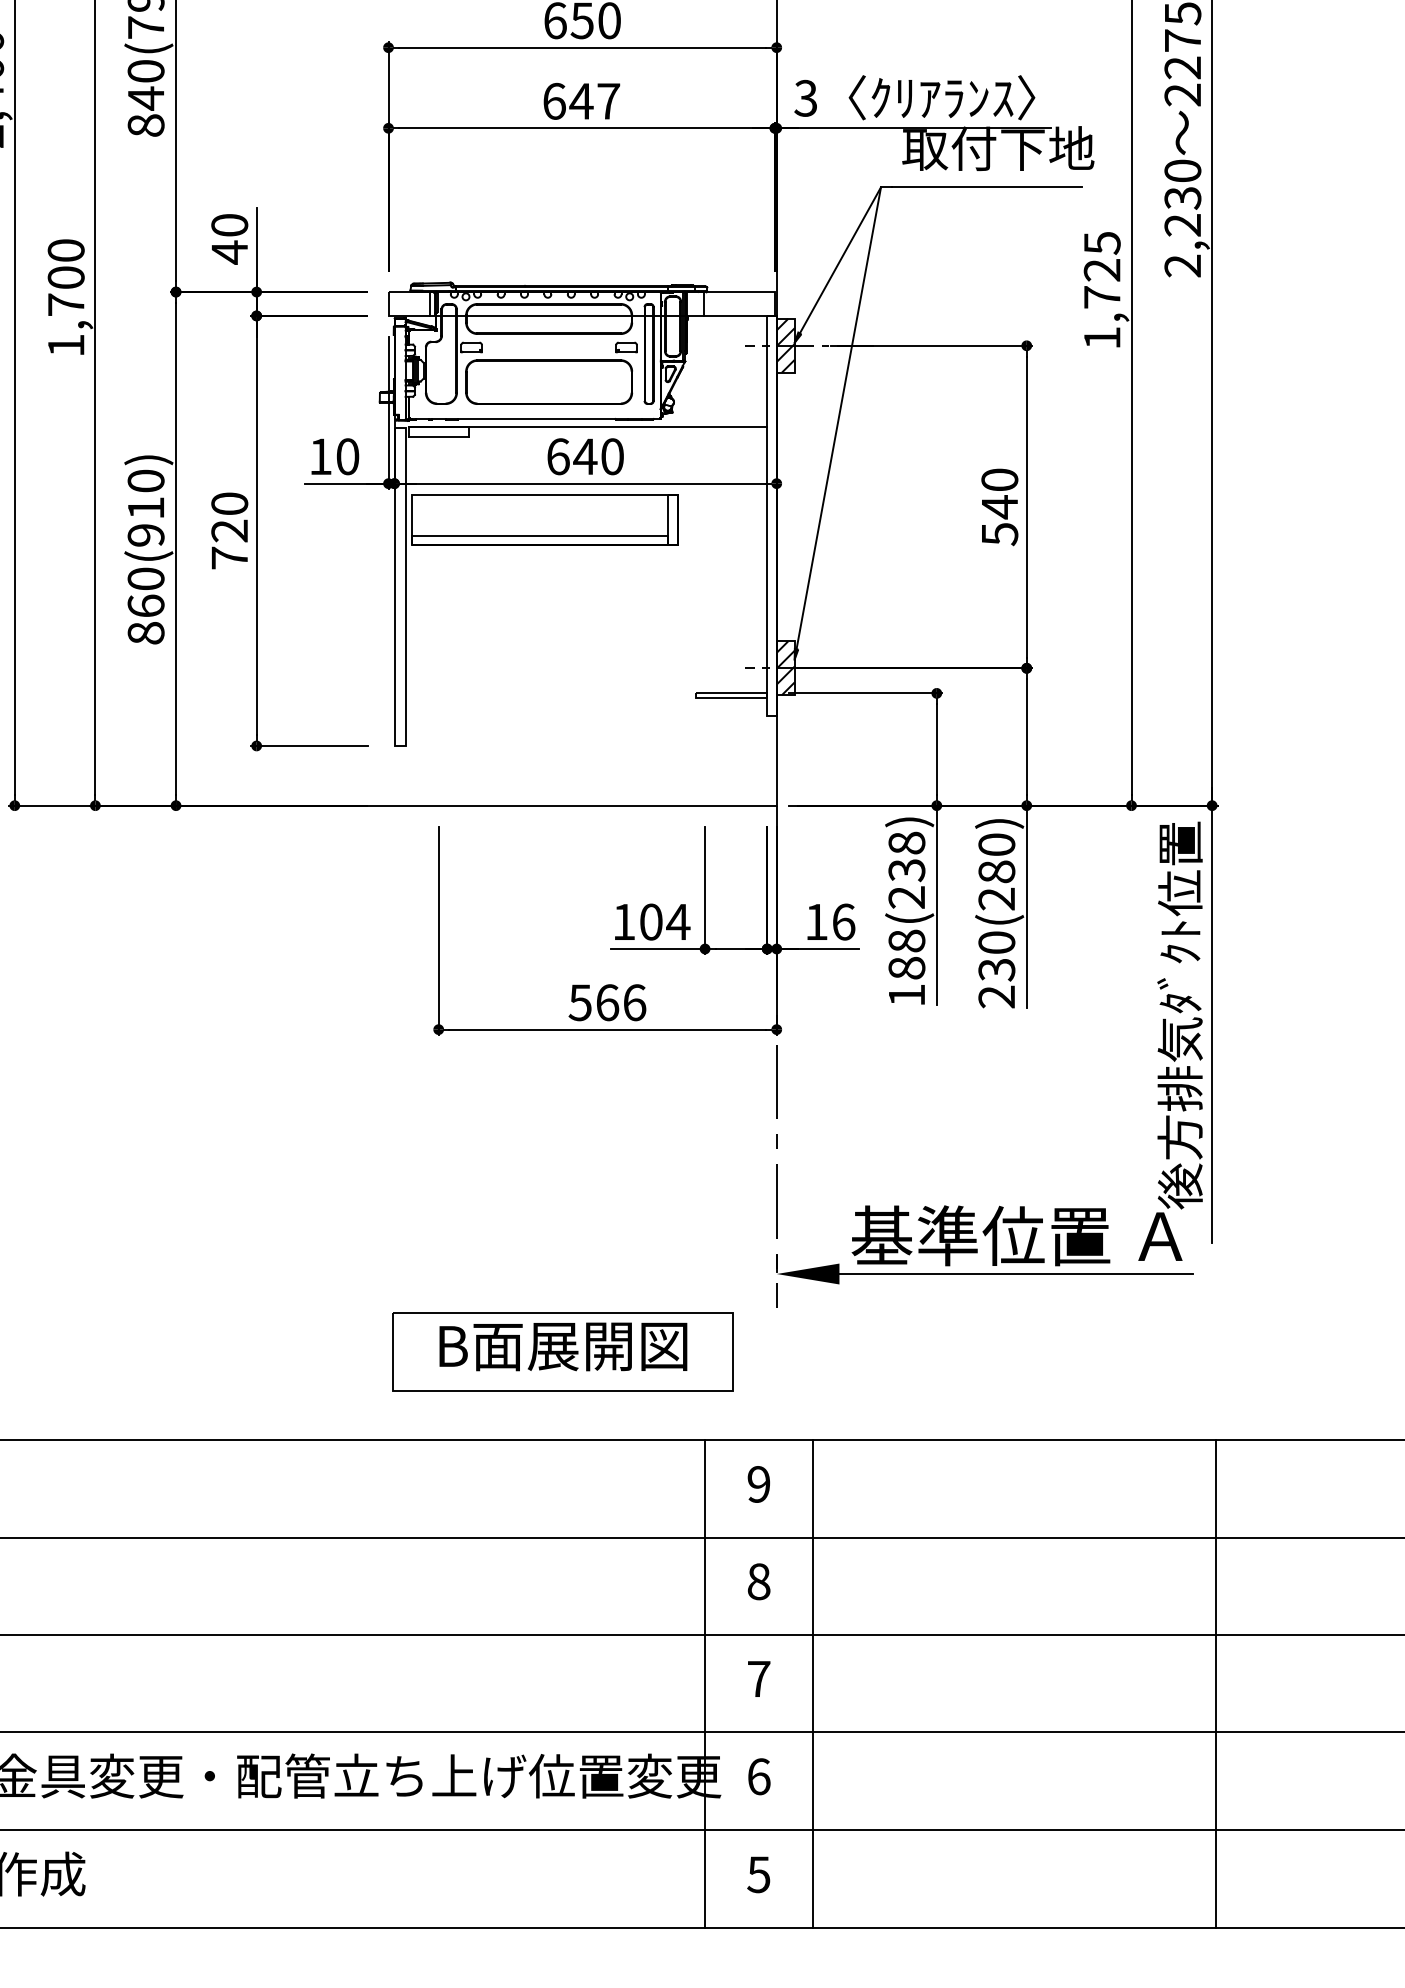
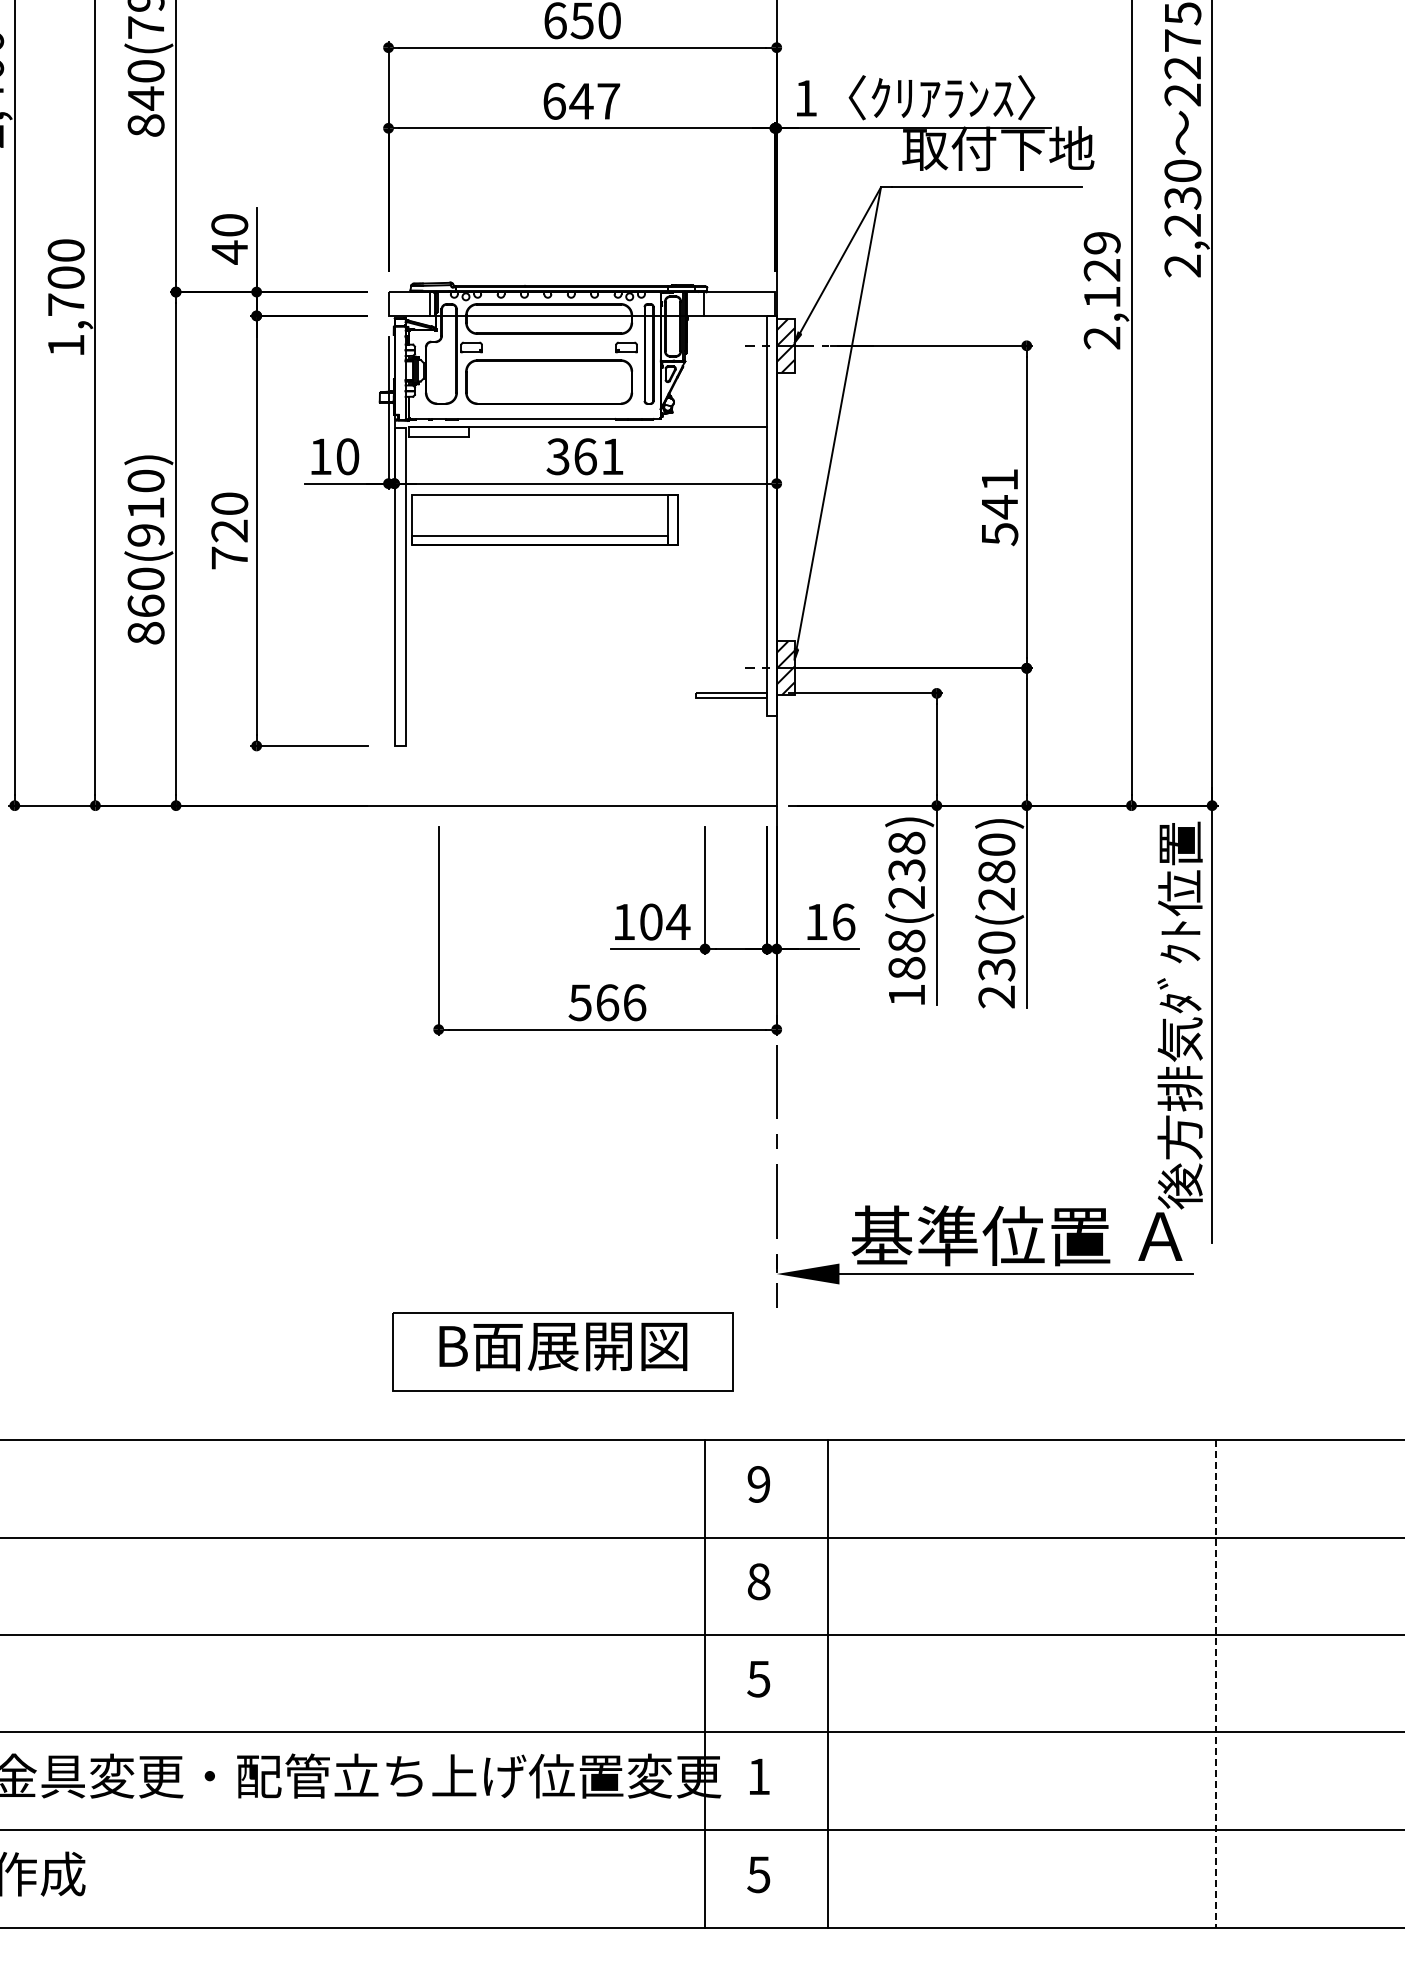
text: 3 -> 1 (805, 97)
text: 1,725 -> 2,129 (1101, 290)
text: 640 -> 361 (584, 456)
text: 540 -> 541 (999, 479)
text: 7 -> 5 (758, 1679)
line position: (813, 1684) -> (828, 1684) (828, 1684)
line: solid -> dashed (1216, 1684)
text: 6 -> 1 (759, 1776)
